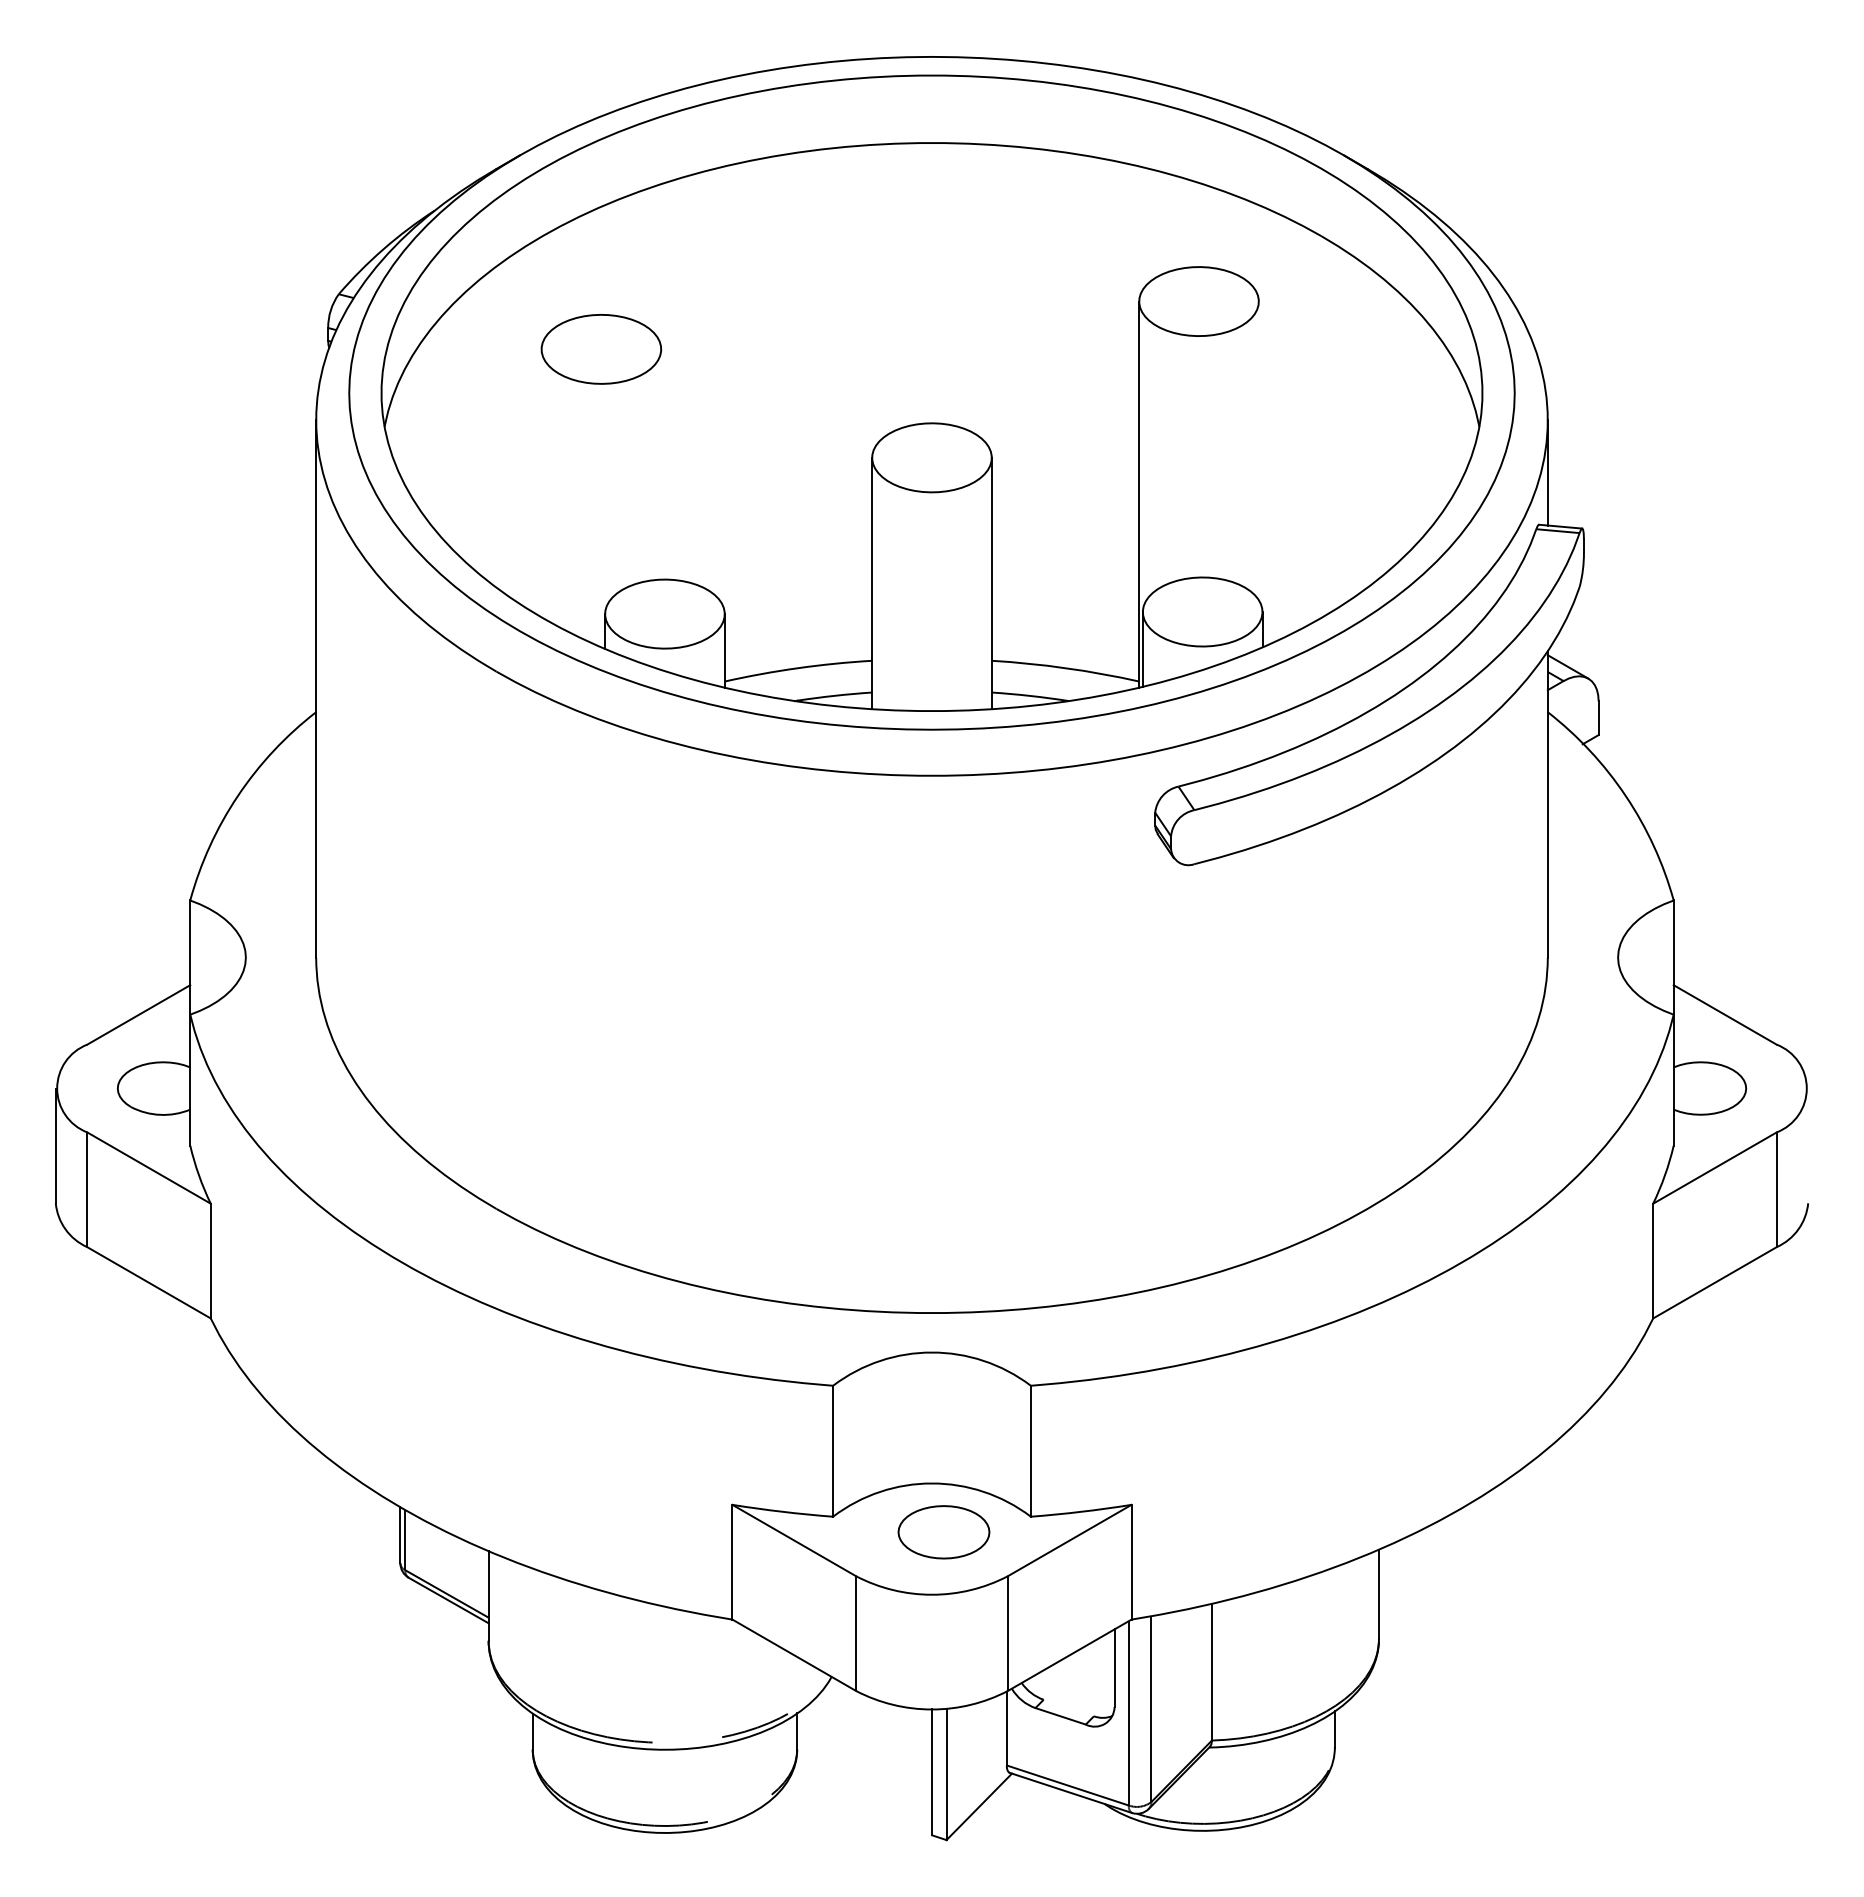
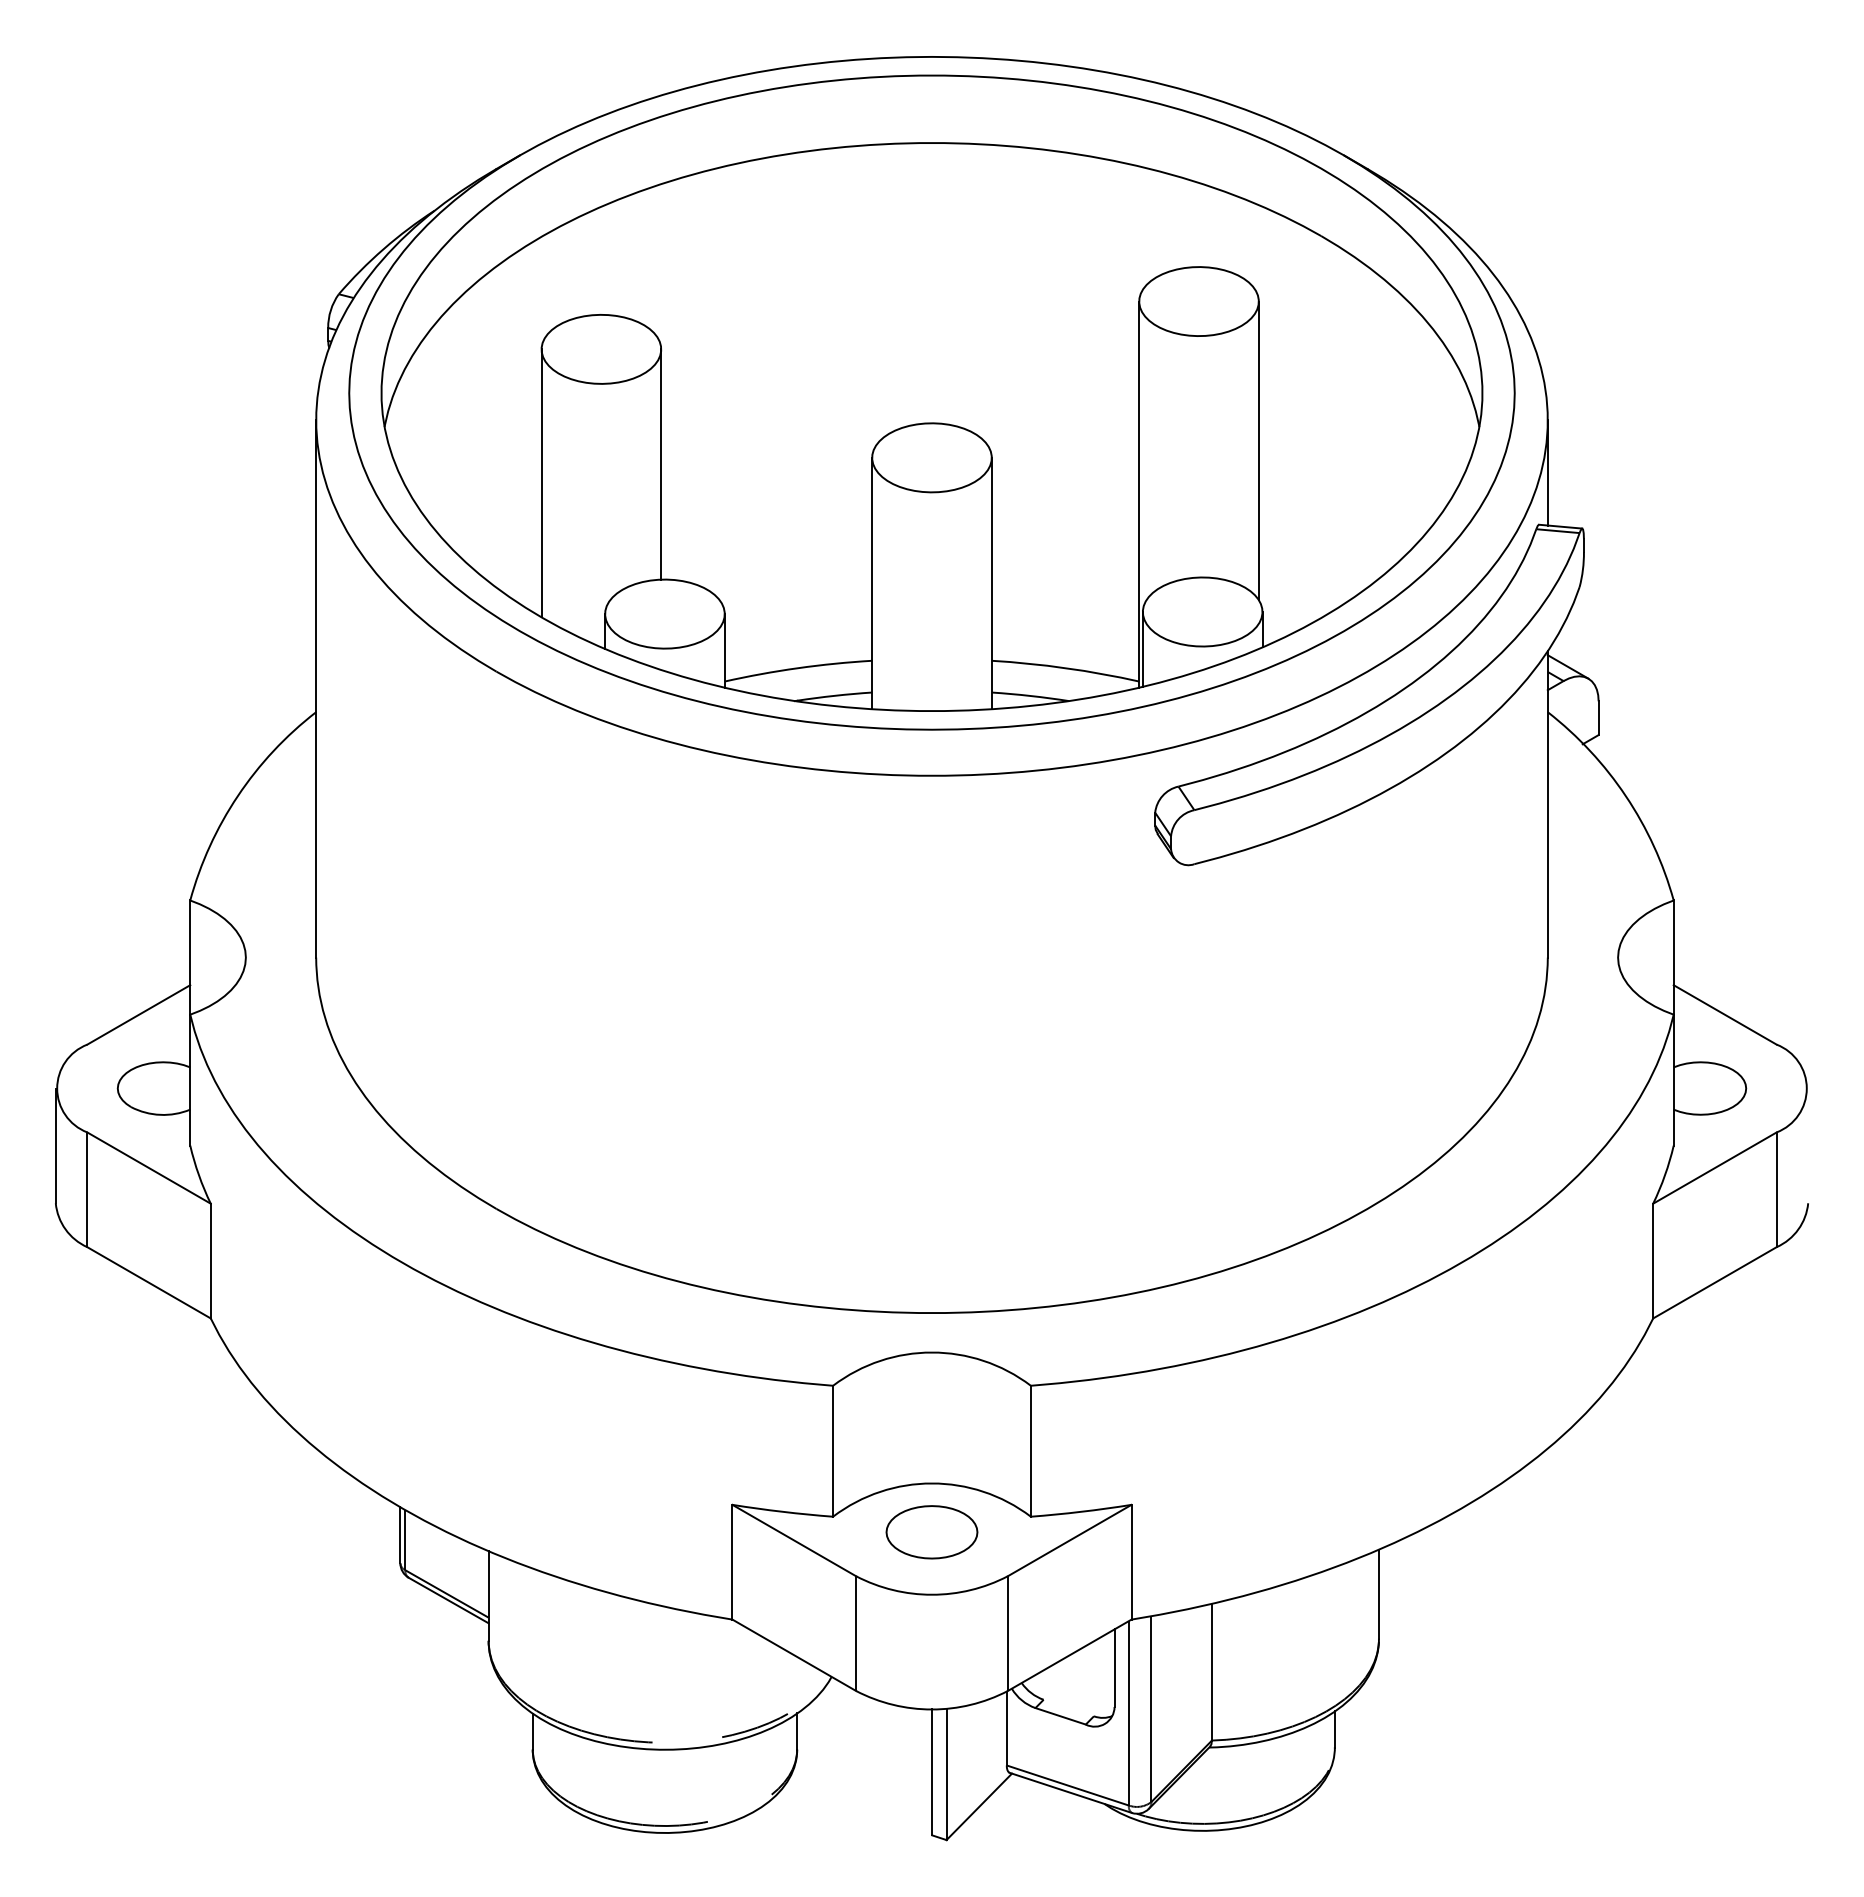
line: none -> present (1258, 450)
line: none -> present (661, 464)
line: none -> present (541, 483)
part position: (943, 1532) -> (931, 1532) (931, 1532)
